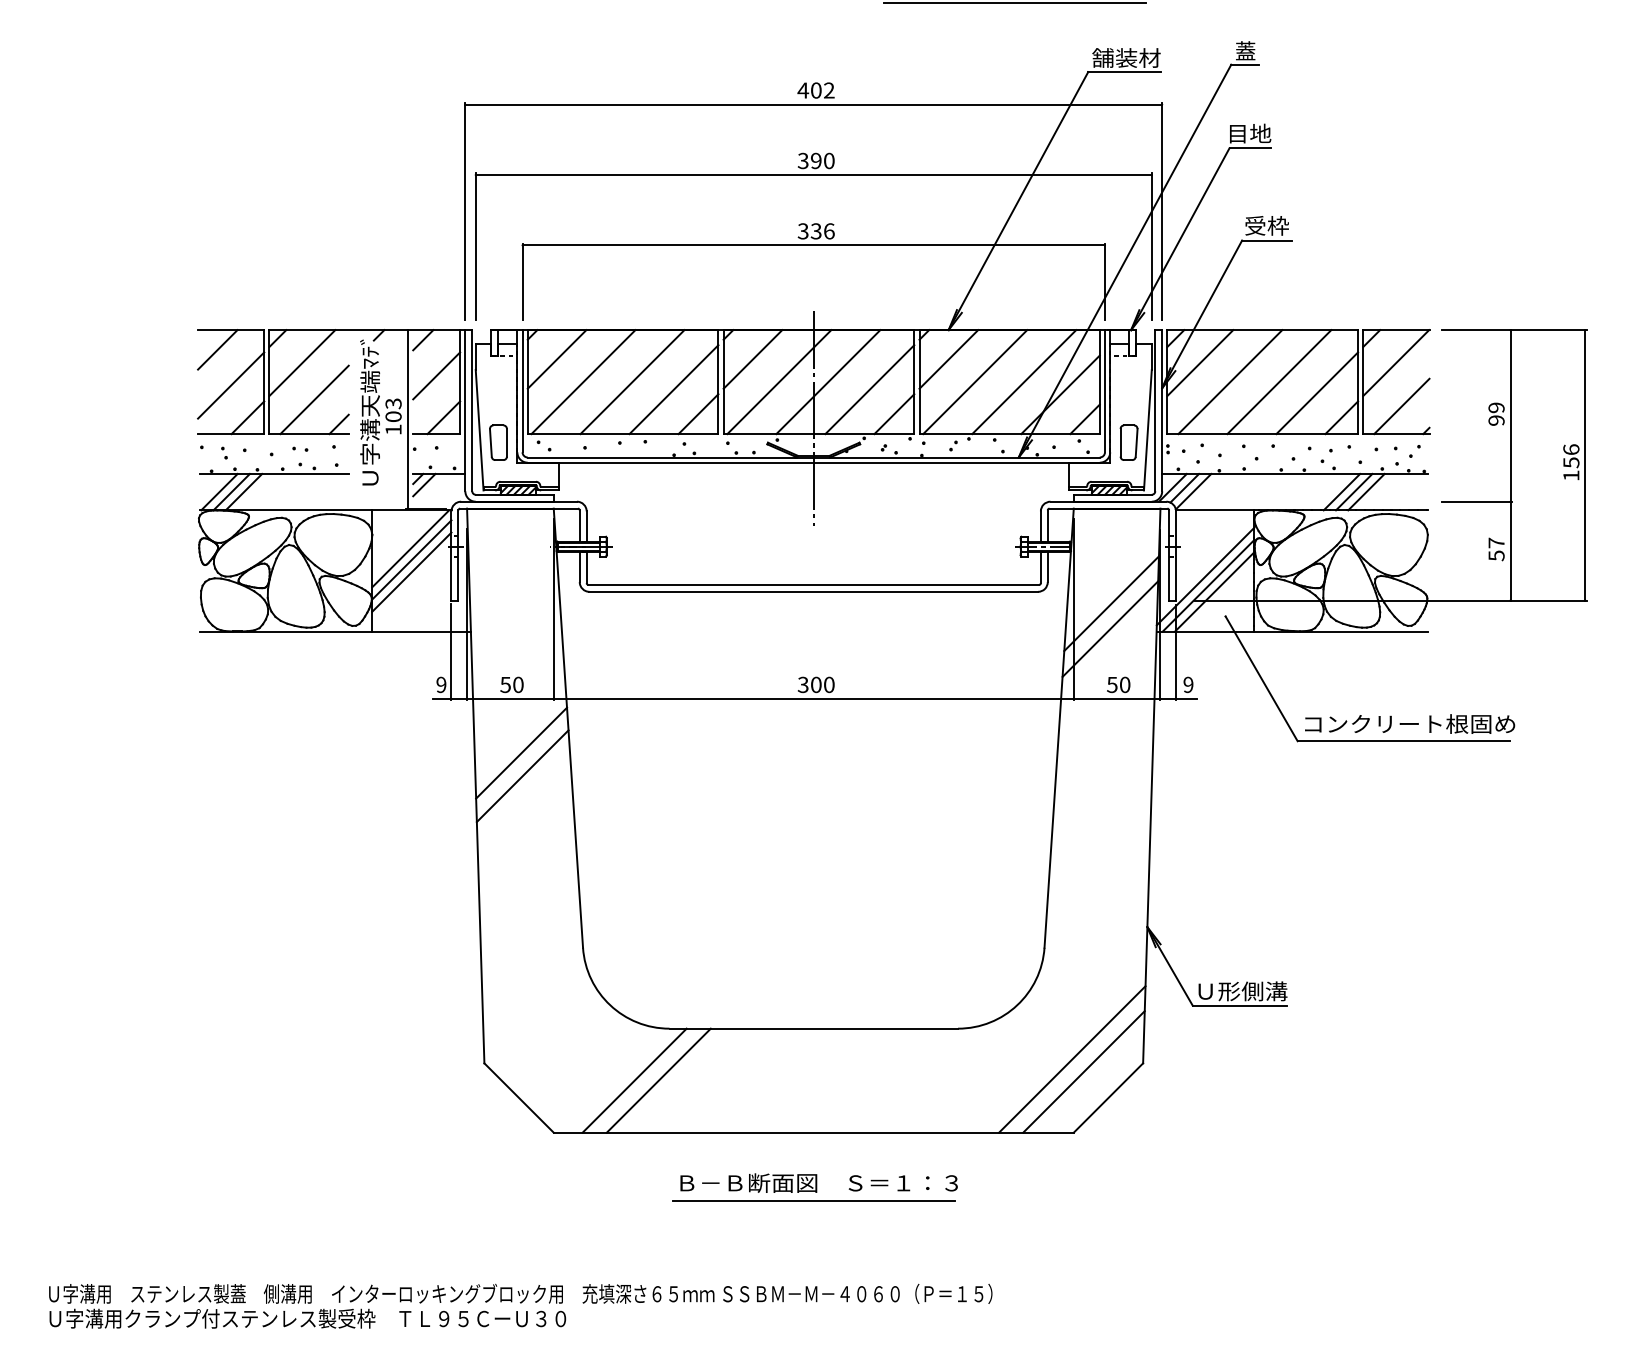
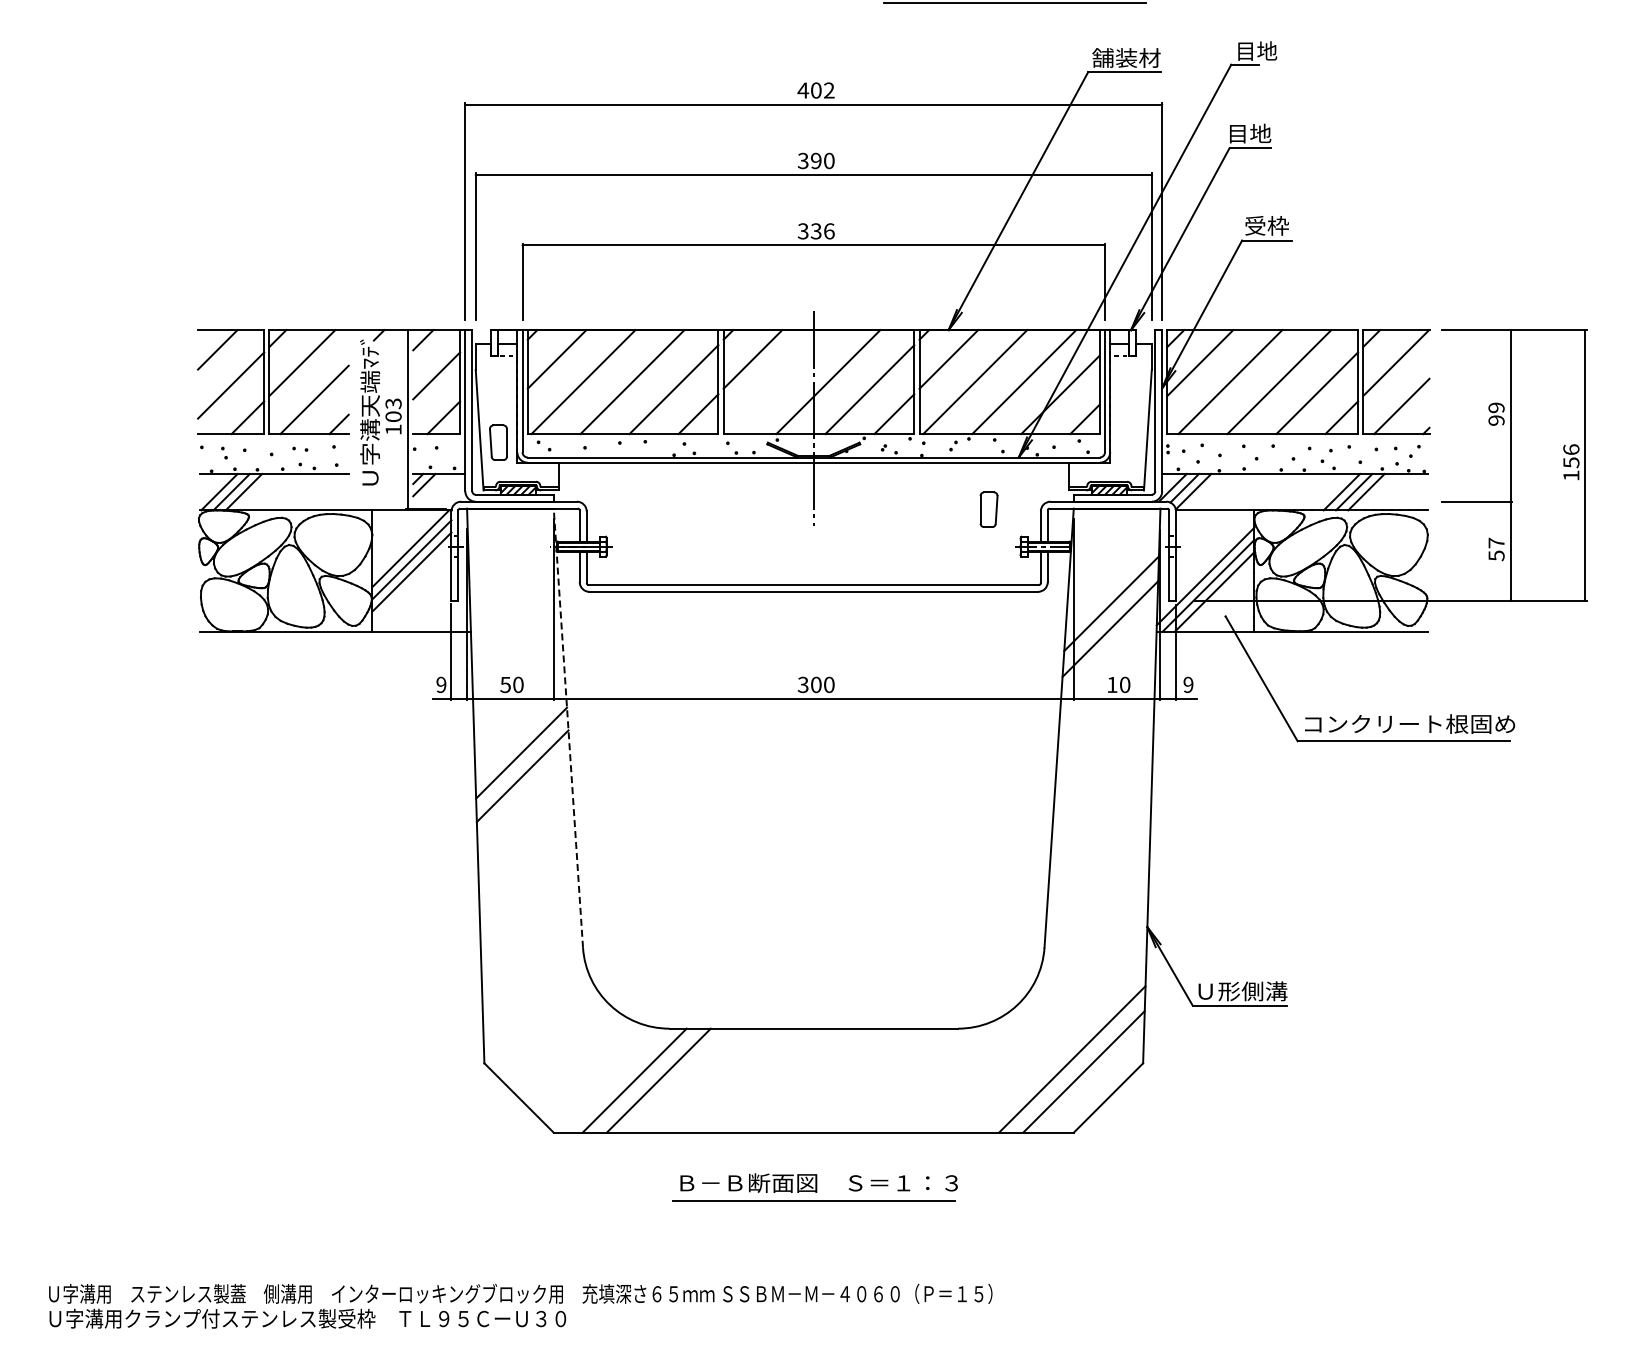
text: 蓋 -> 目地 (1256, 50)
line: present -> none (779, 382)
part position: (1128, 442) -> (988, 509) (988, 509)
text: 50 -> 10 (1112, 685)
line: solid -> dashed (568, 727)
